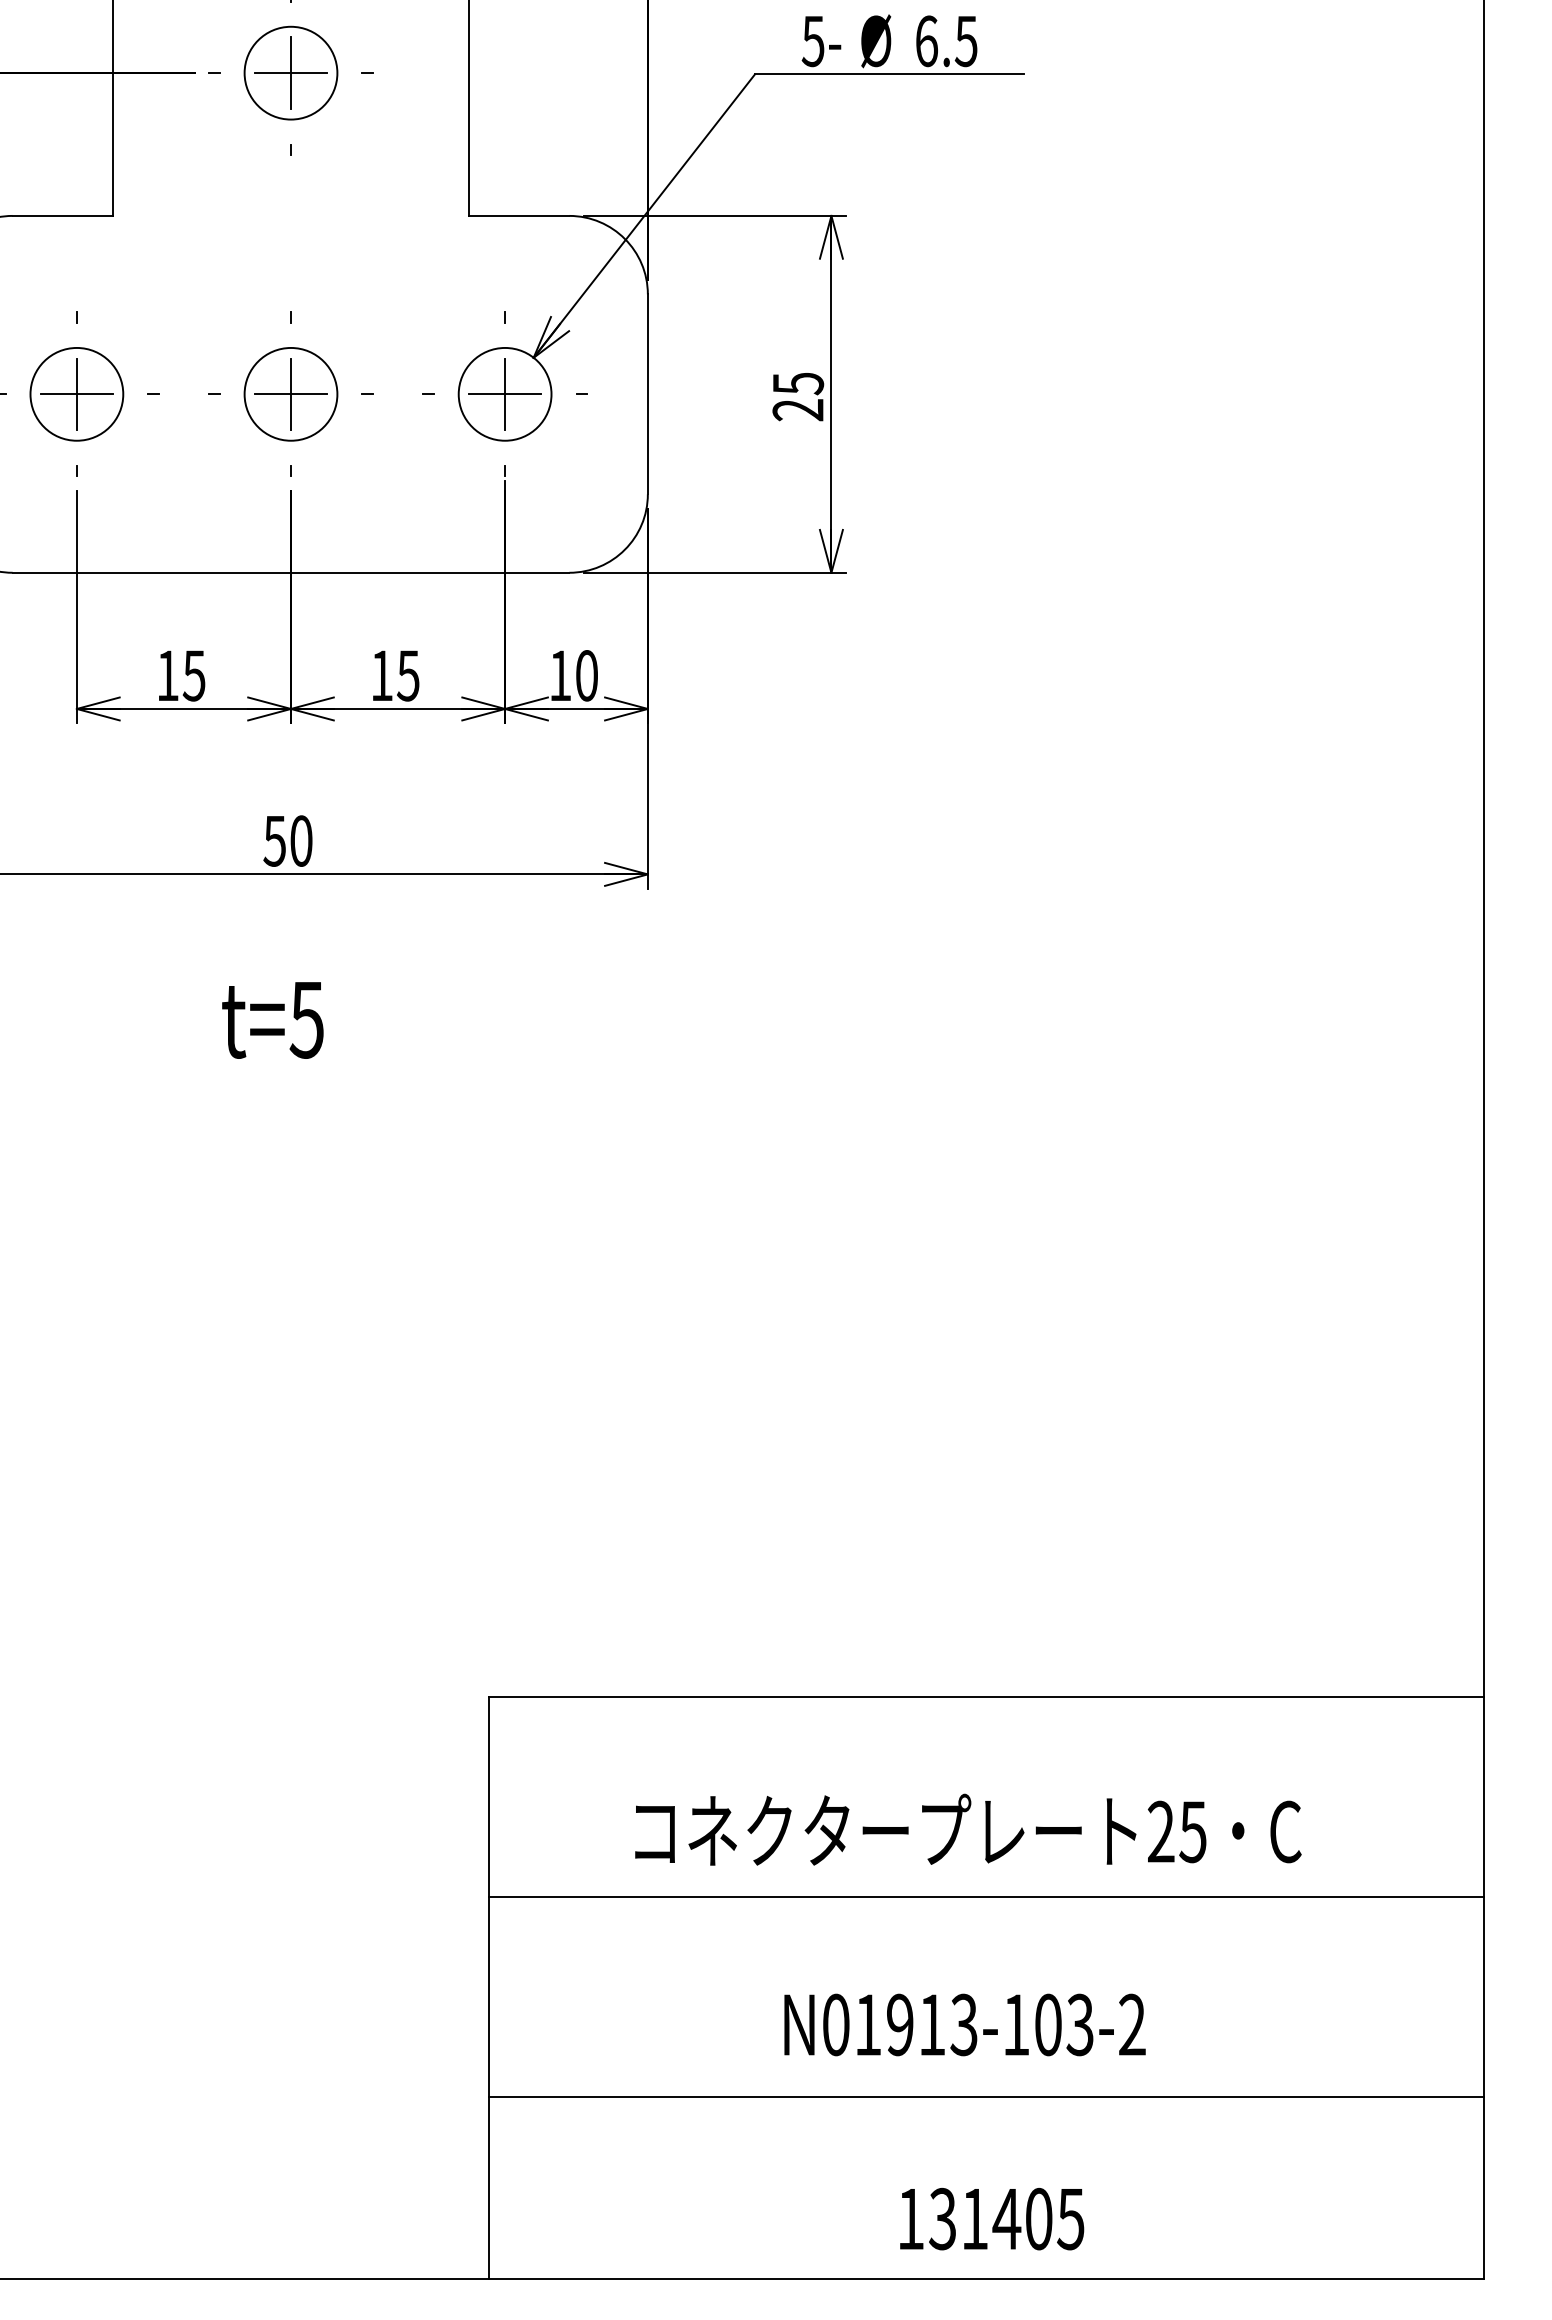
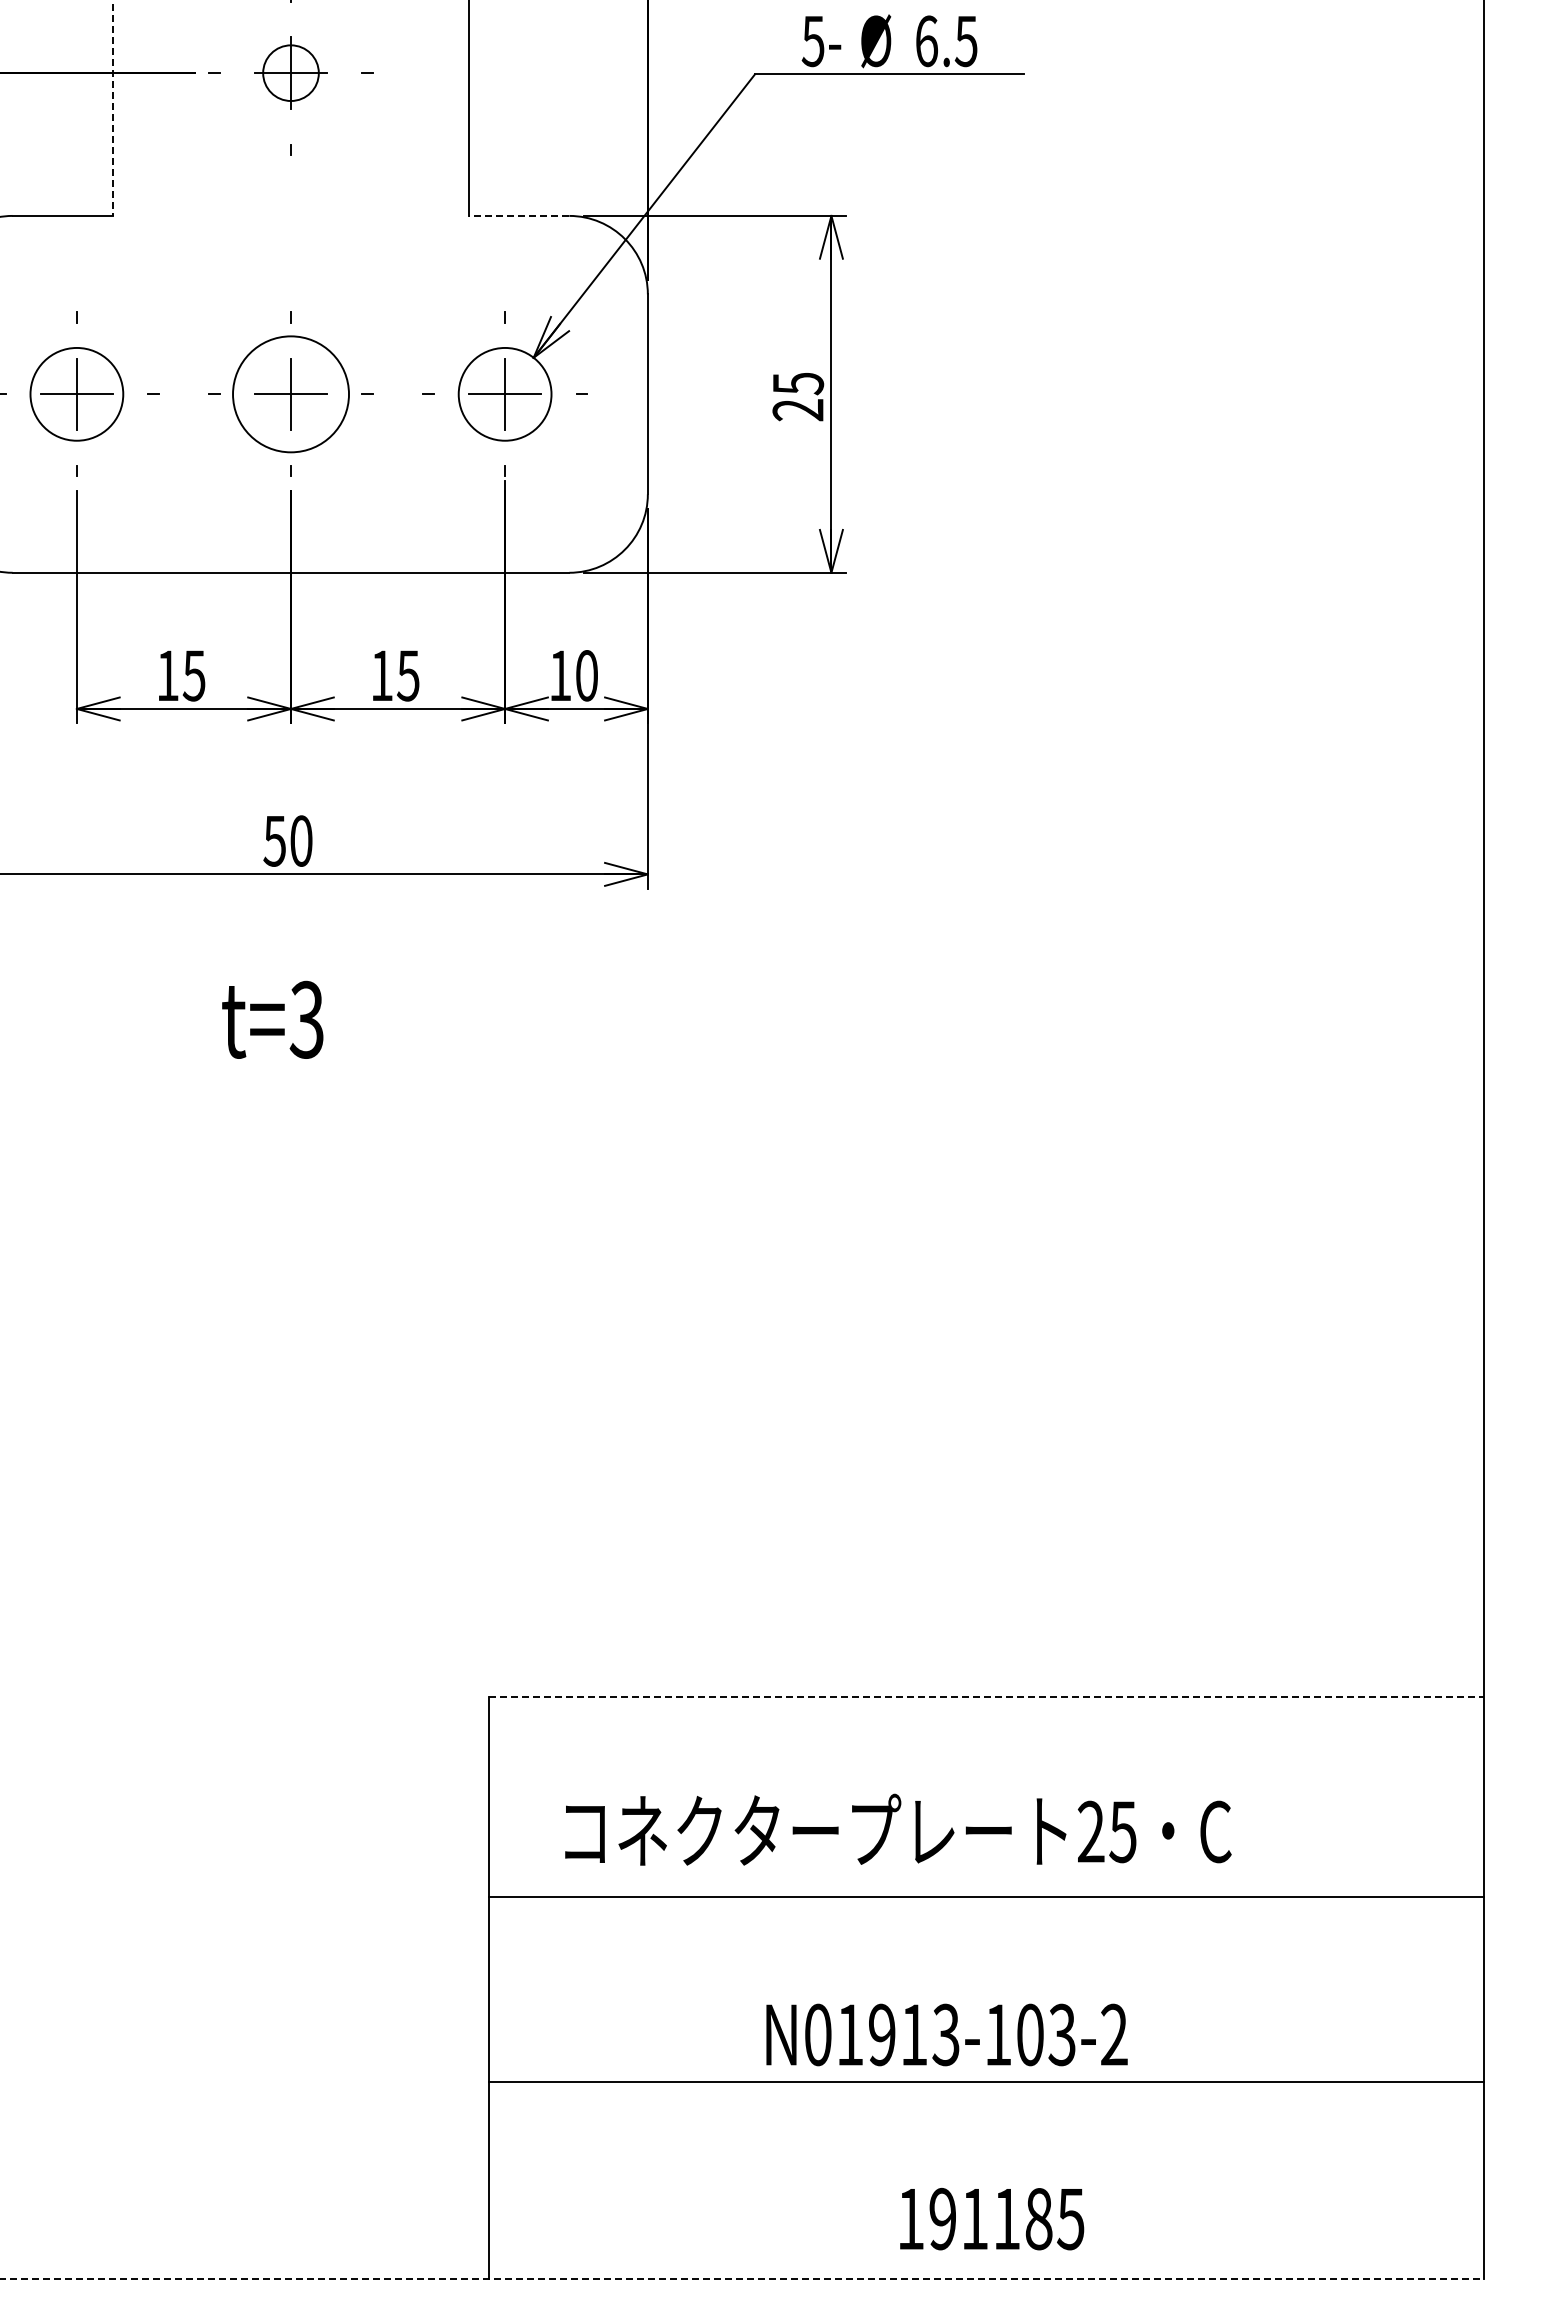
circle diameter: 93 px -> 56 px (290, 73)
line: solid -> dashed (112, 108)
line: solid -> dashed (519, 215)
circle diameter: 93 px -> 116 px (291, 394)
text: t=5 -> t=3 (306, 1019)
line: solid -> dashed (986, 1697)
text position: (968, 1829) -> (898, 1829) (898, 1829)
text position: (964, 2024) -> (946, 2034) (946, 2034)
line position: (986, 2096) -> (986, 2081) (986, 2081)
text: 131405 -> 191185 (990, 2218)
line: solid -> dashed (742, 2278)
